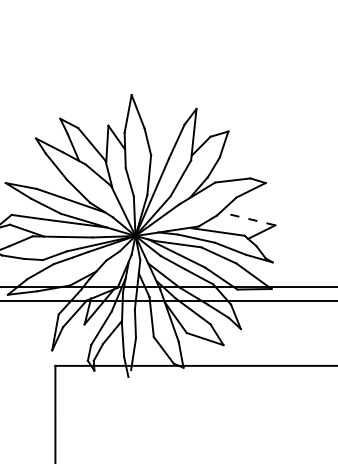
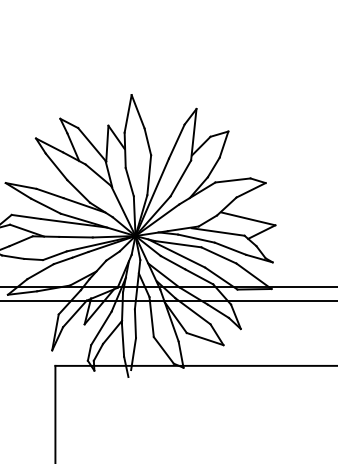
line: dashed -> solid (248, 218)
